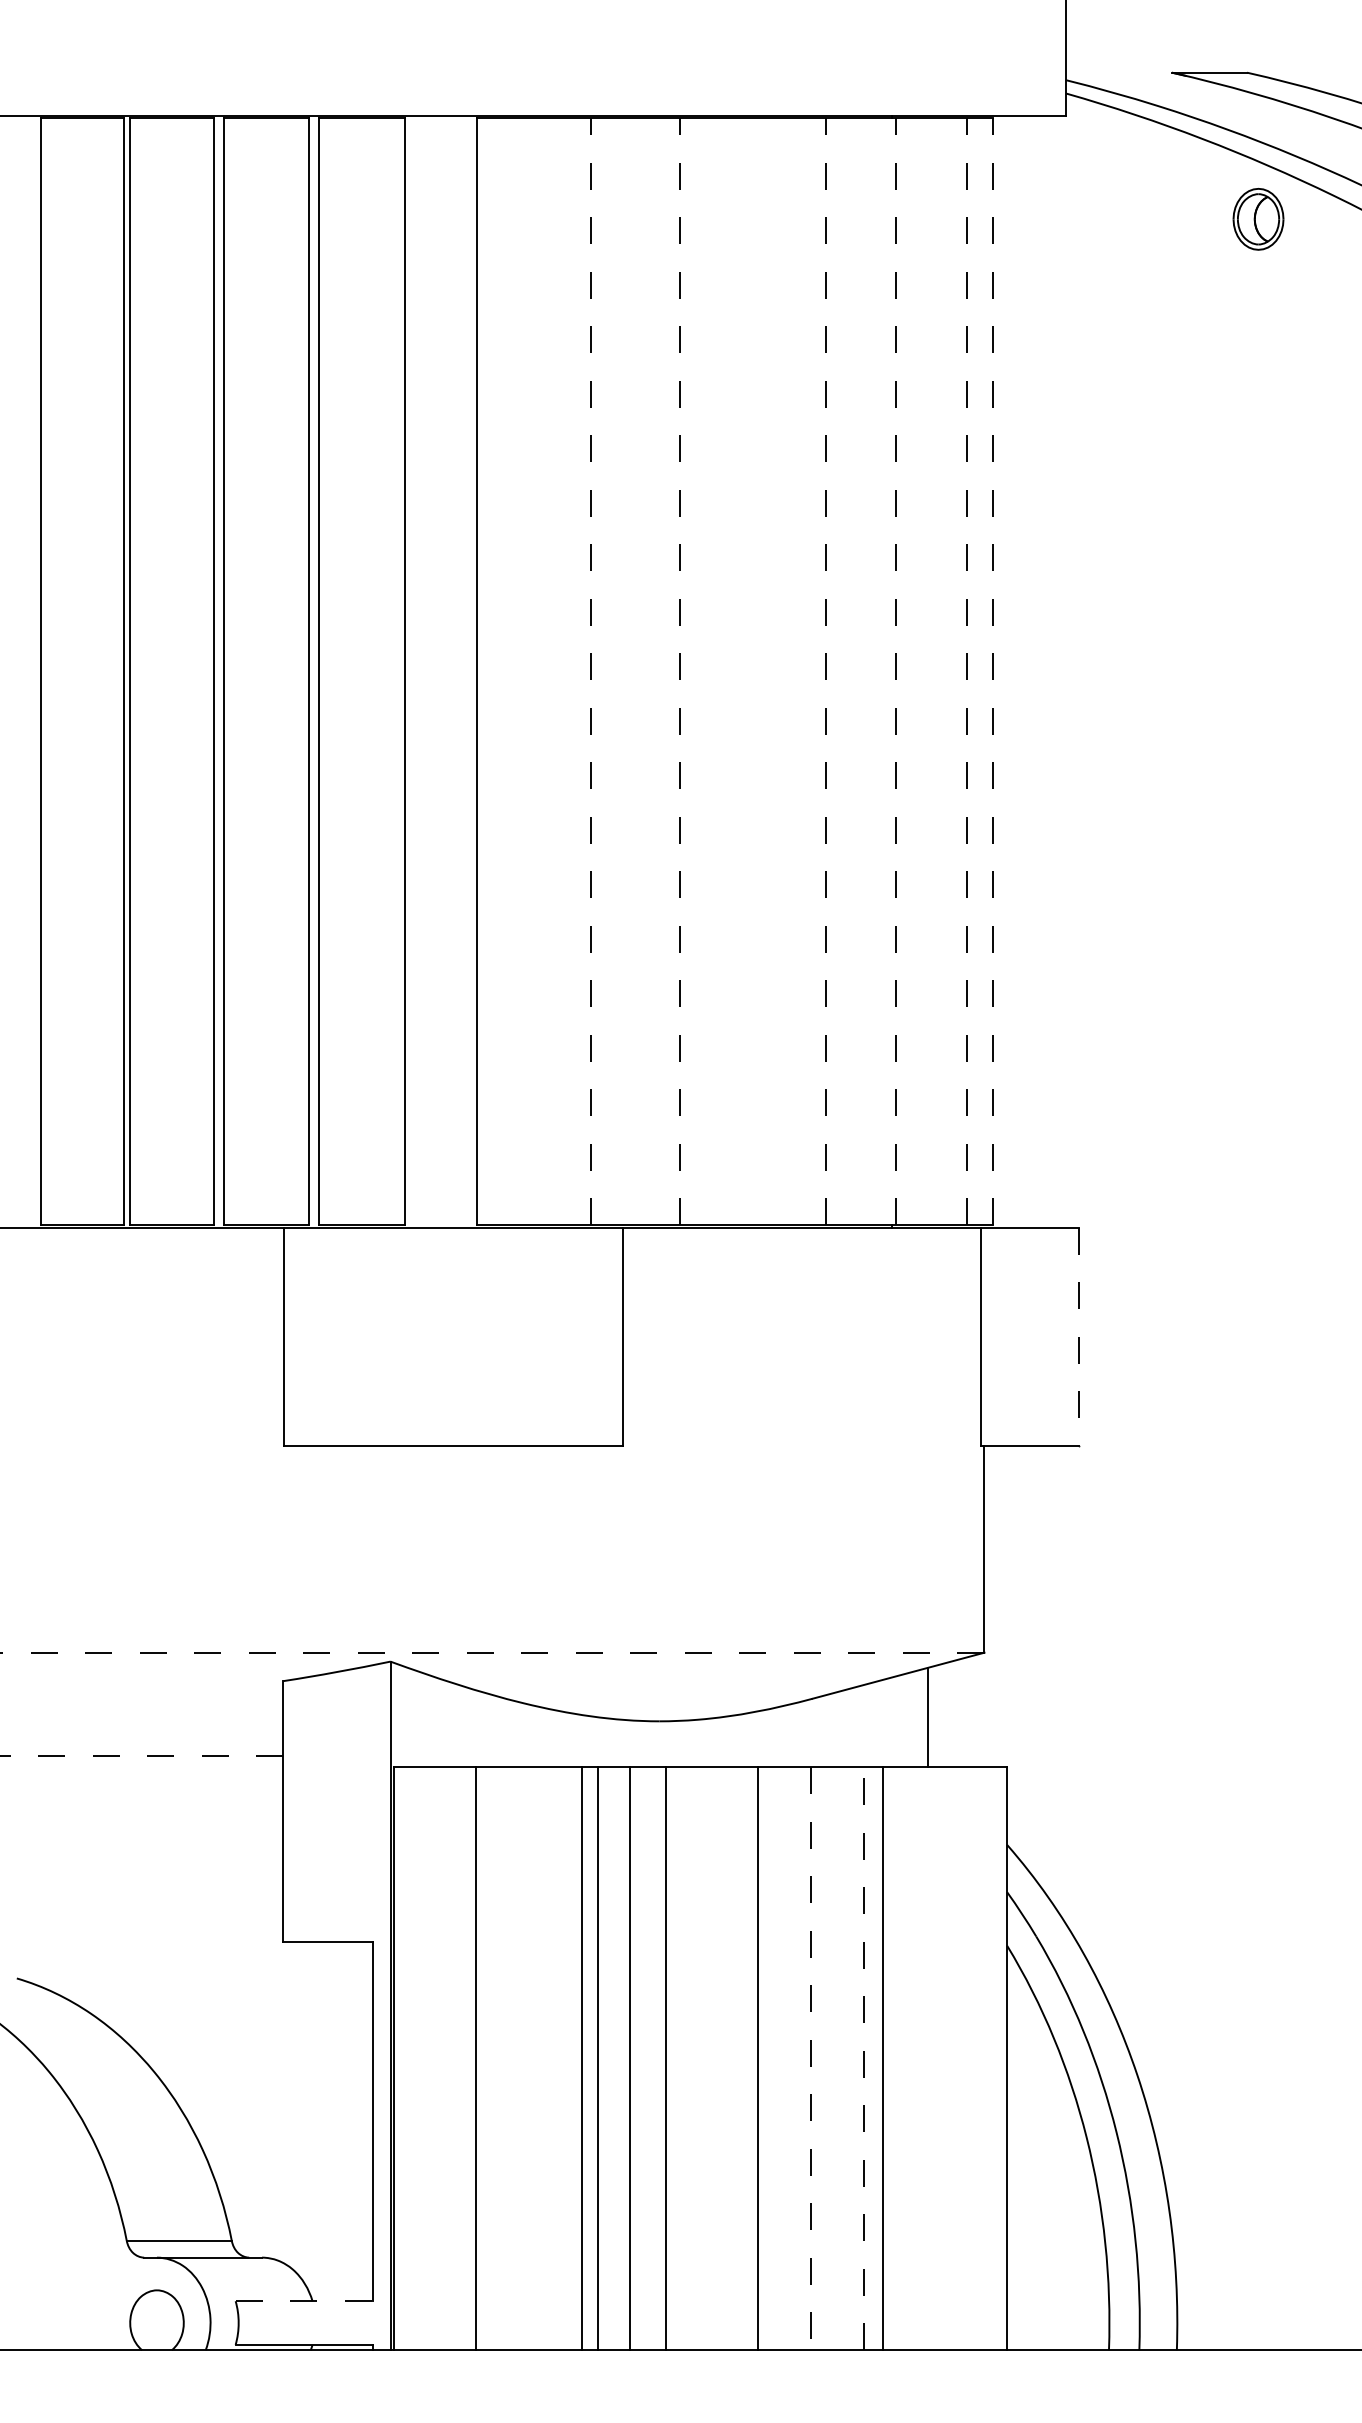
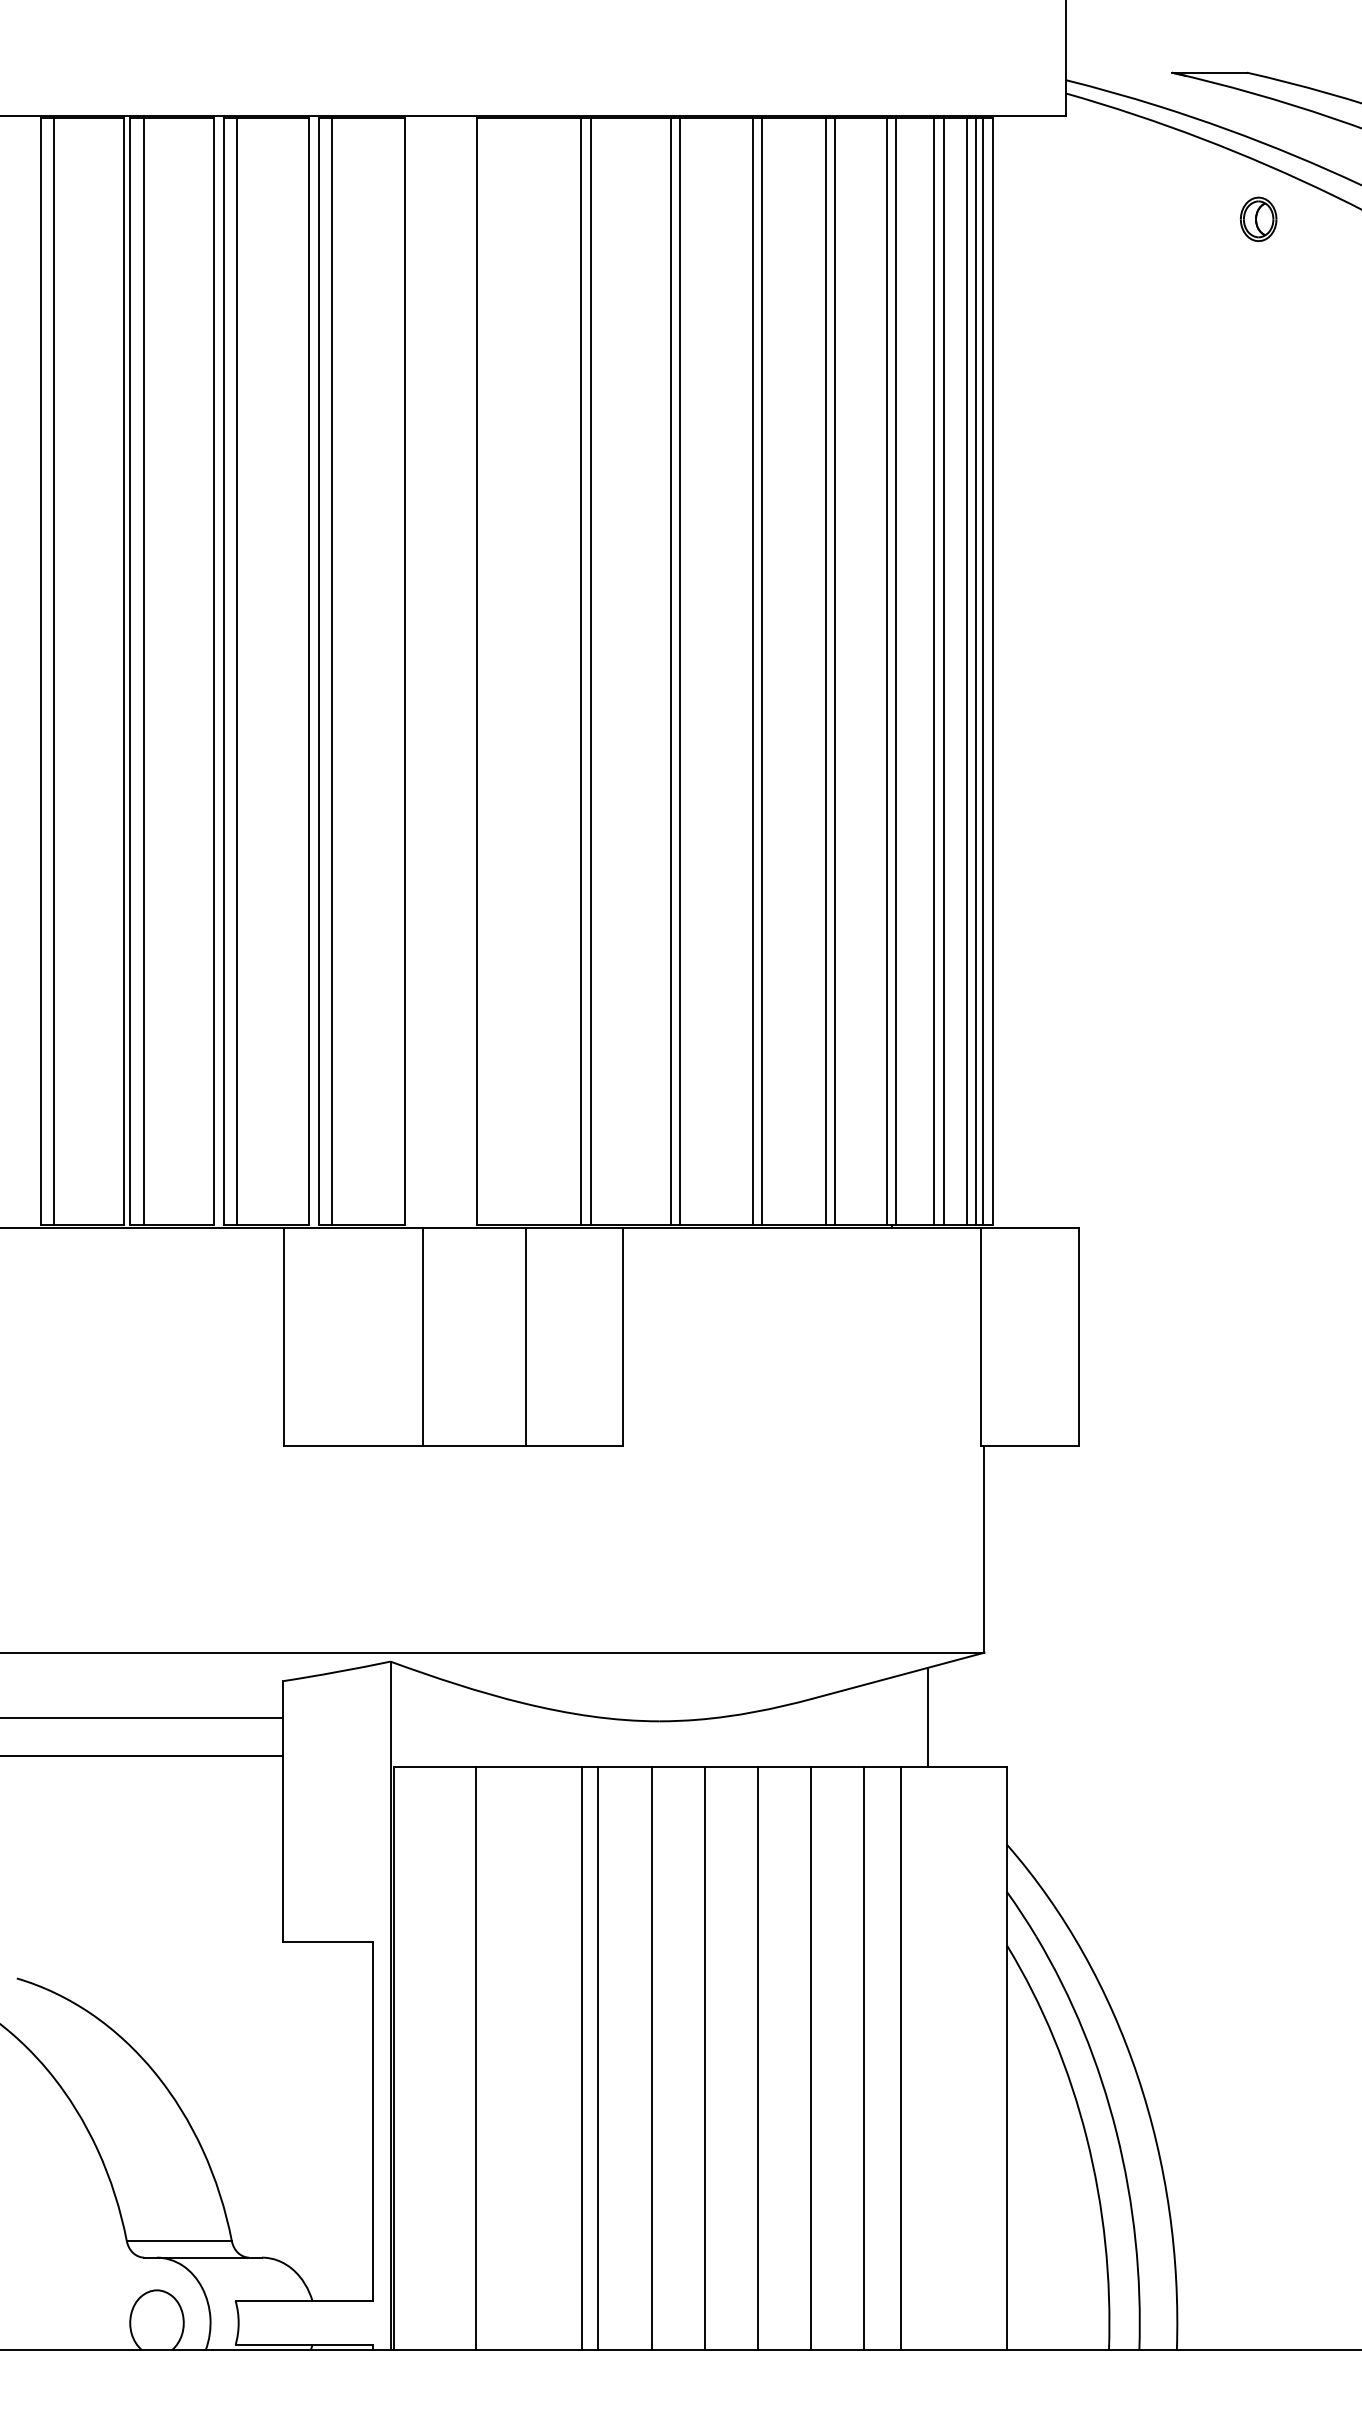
part size: 53x63 px -> 38x47 px (1258, 219)
line: none -> present (54, 671)
line: none -> present (143, 671)
line: none -> present (237, 671)
line: none -> present (332, 671)
line: none -> present (581, 671)
line: dashed -> solid (590, 671)
line: none -> present (670, 671)
line: dashed -> solid (680, 671)
line: none -> present (752, 671)
line: none -> present (762, 671)
line: dashed -> solid (825, 671)
line: none -> present (835, 671)
line: none -> present (886, 671)
line: dashed -> solid (896, 671)
line: none -> present (934, 671)
line: none -> present (943, 671)
line: dashed -> solid (966, 671)
line: none -> present (976, 671)
line: none -> present (983, 671)
line: dashed -> solid (992, 671)
line: none -> present (422, 1336)
line: none -> present (525, 1336)
line: dashed -> solid (1078, 1336)
line: dashed -> solid (491, 1652)
line: none -> present (142, 1718)
line: dashed -> solid (141, 1756)
line position: (629, 2058) -> (651, 2058) (651, 2058)
line position: (665, 2058) -> (704, 2058) (704, 2058)
line: dashed -> solid (811, 2058)
line: dashed -> solid (864, 2058)
line position: (882, 2058) -> (900, 2058) (900, 2058)
line: dashed -> solid (304, 2301)
